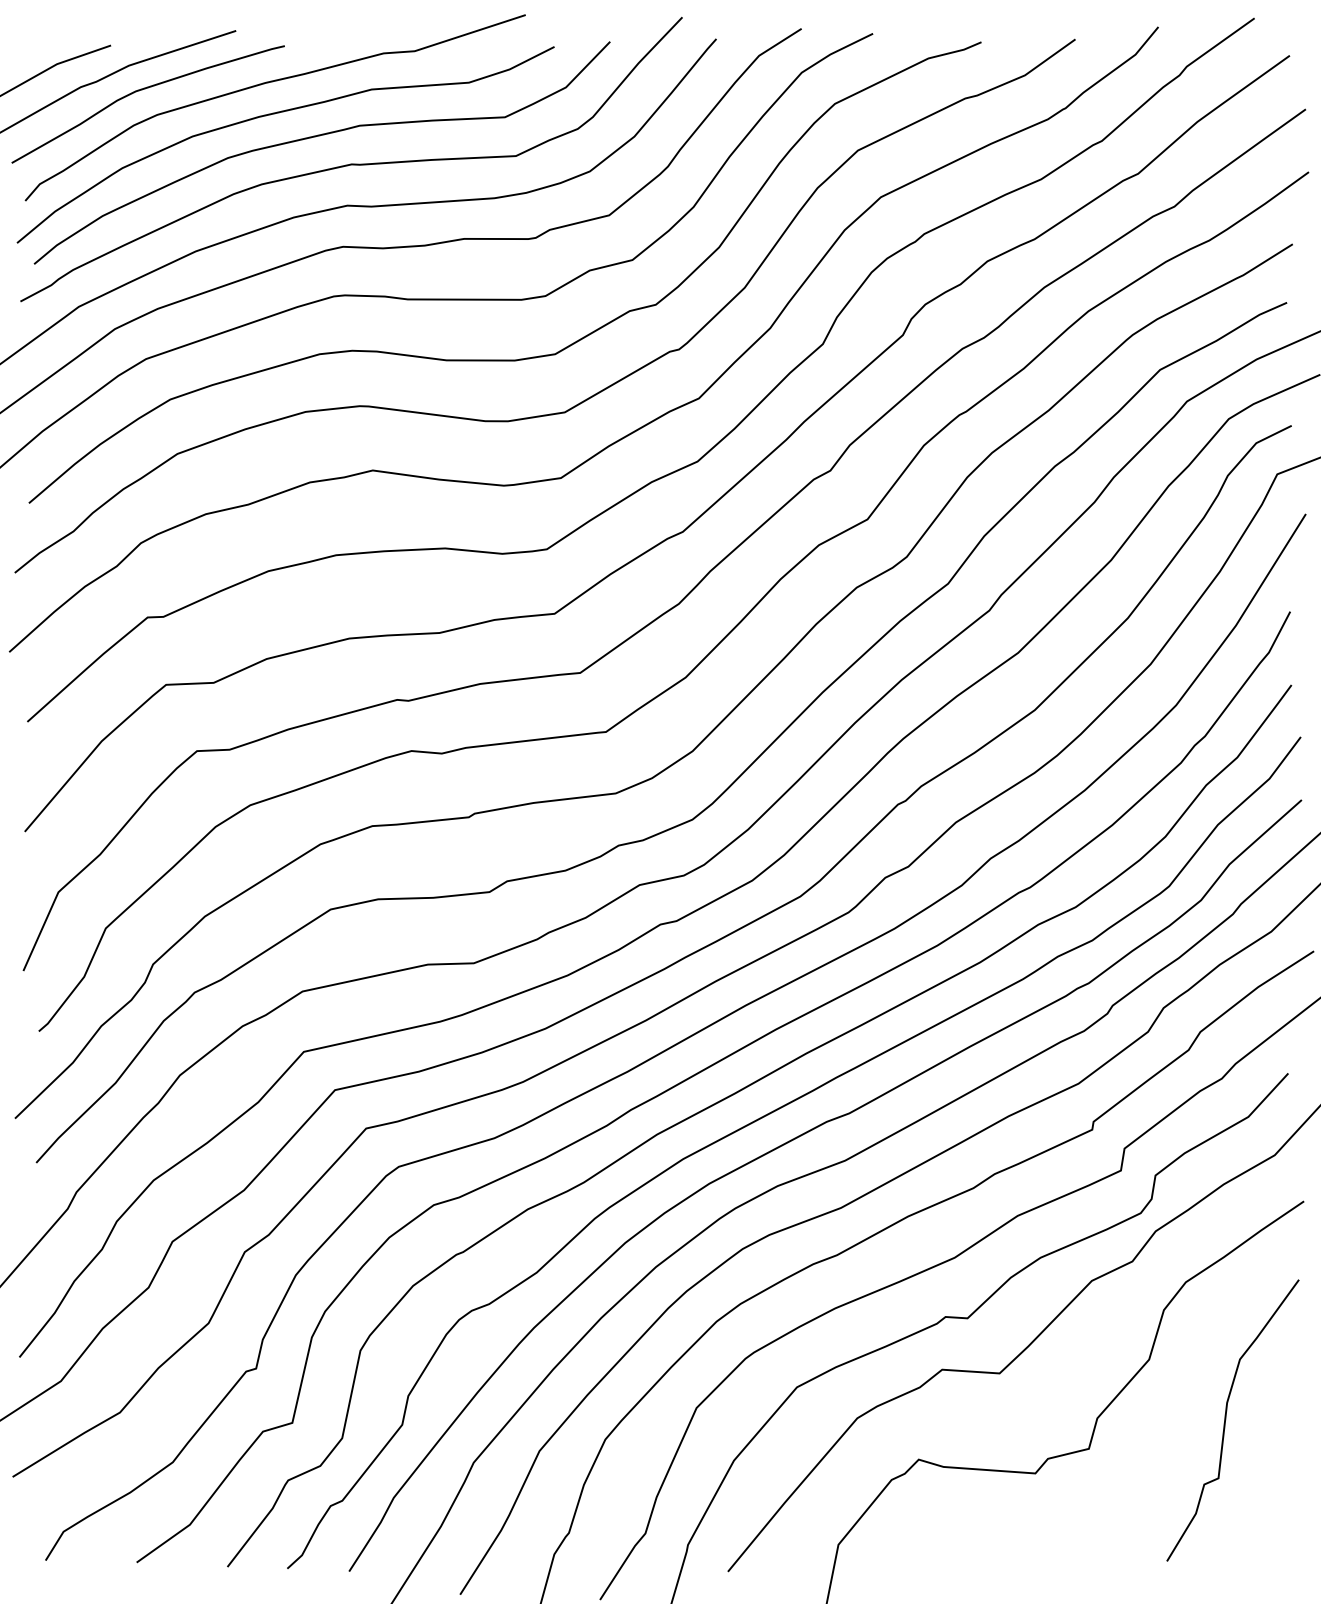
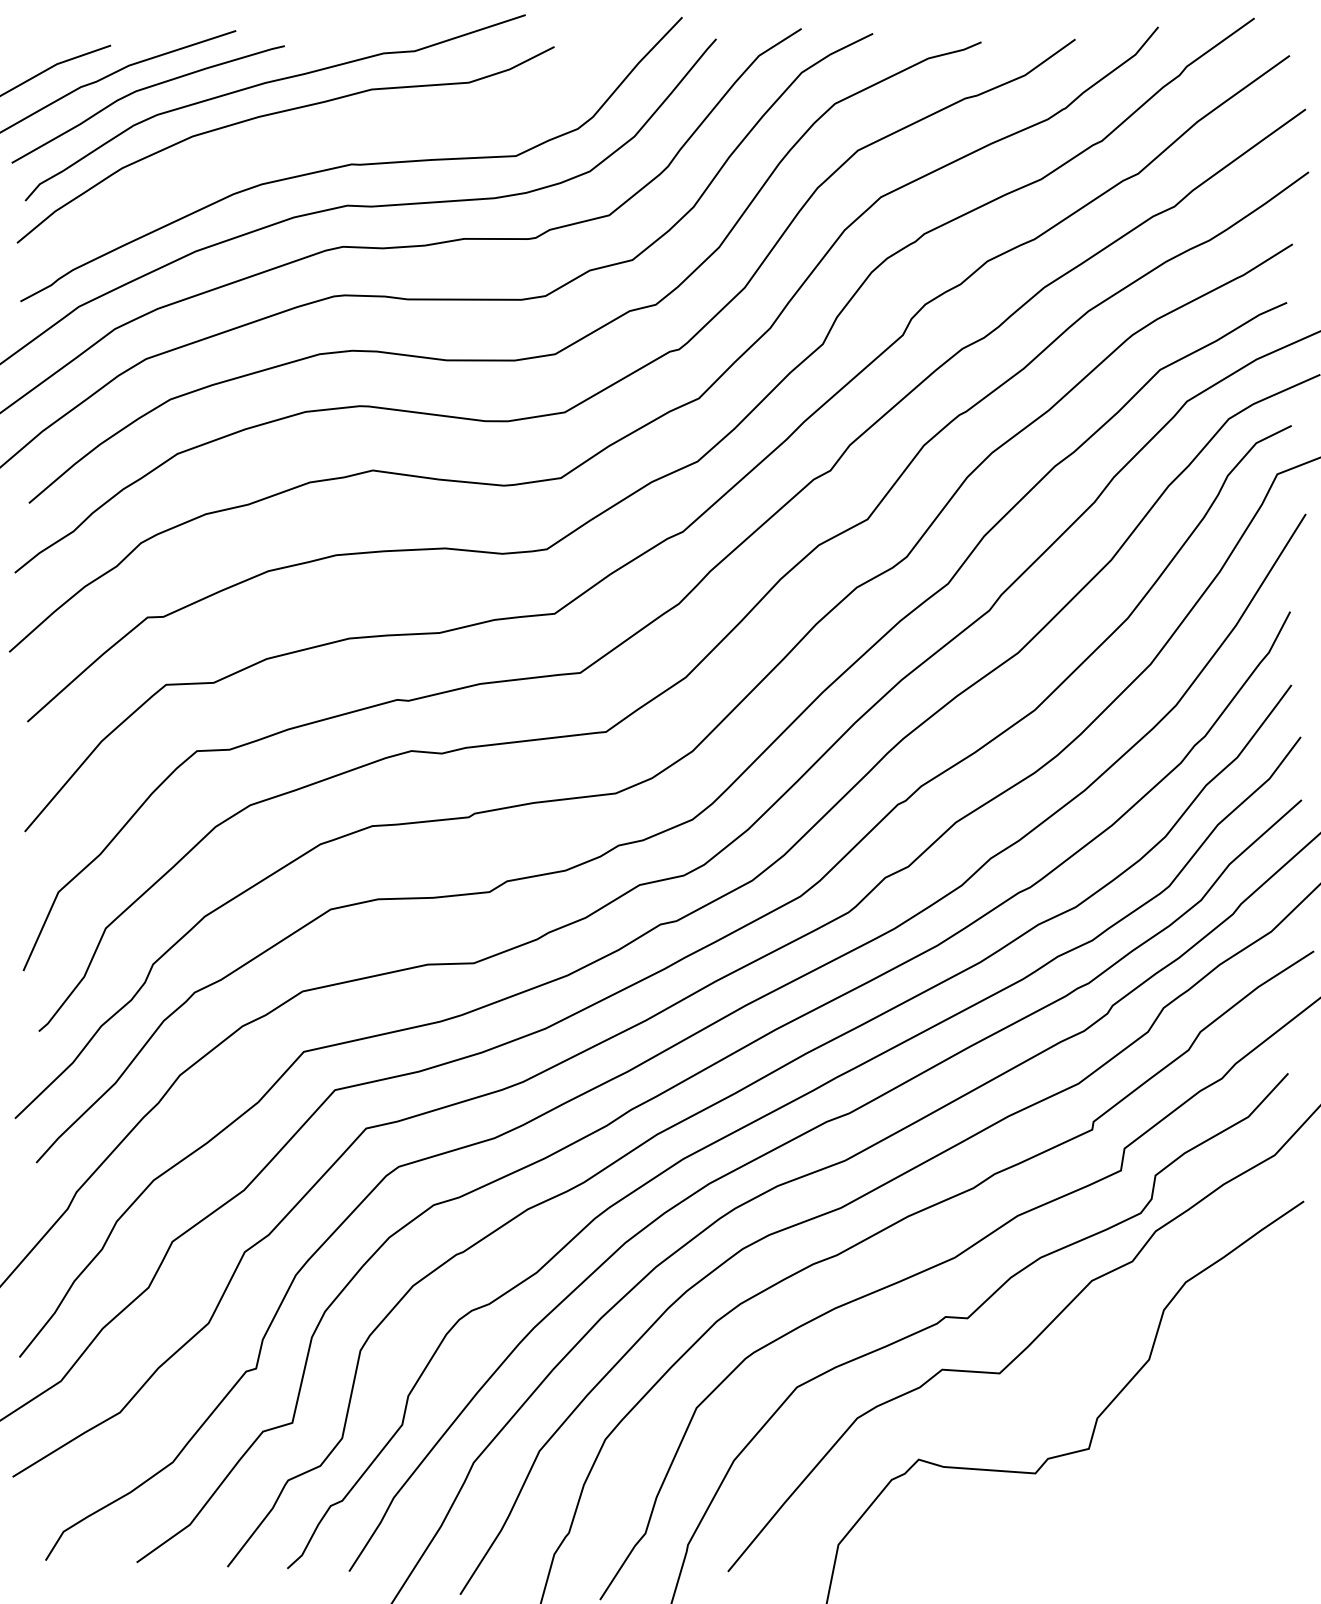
curve: present -> none (320, 136)
curve: present -> none (1226, 1419)
